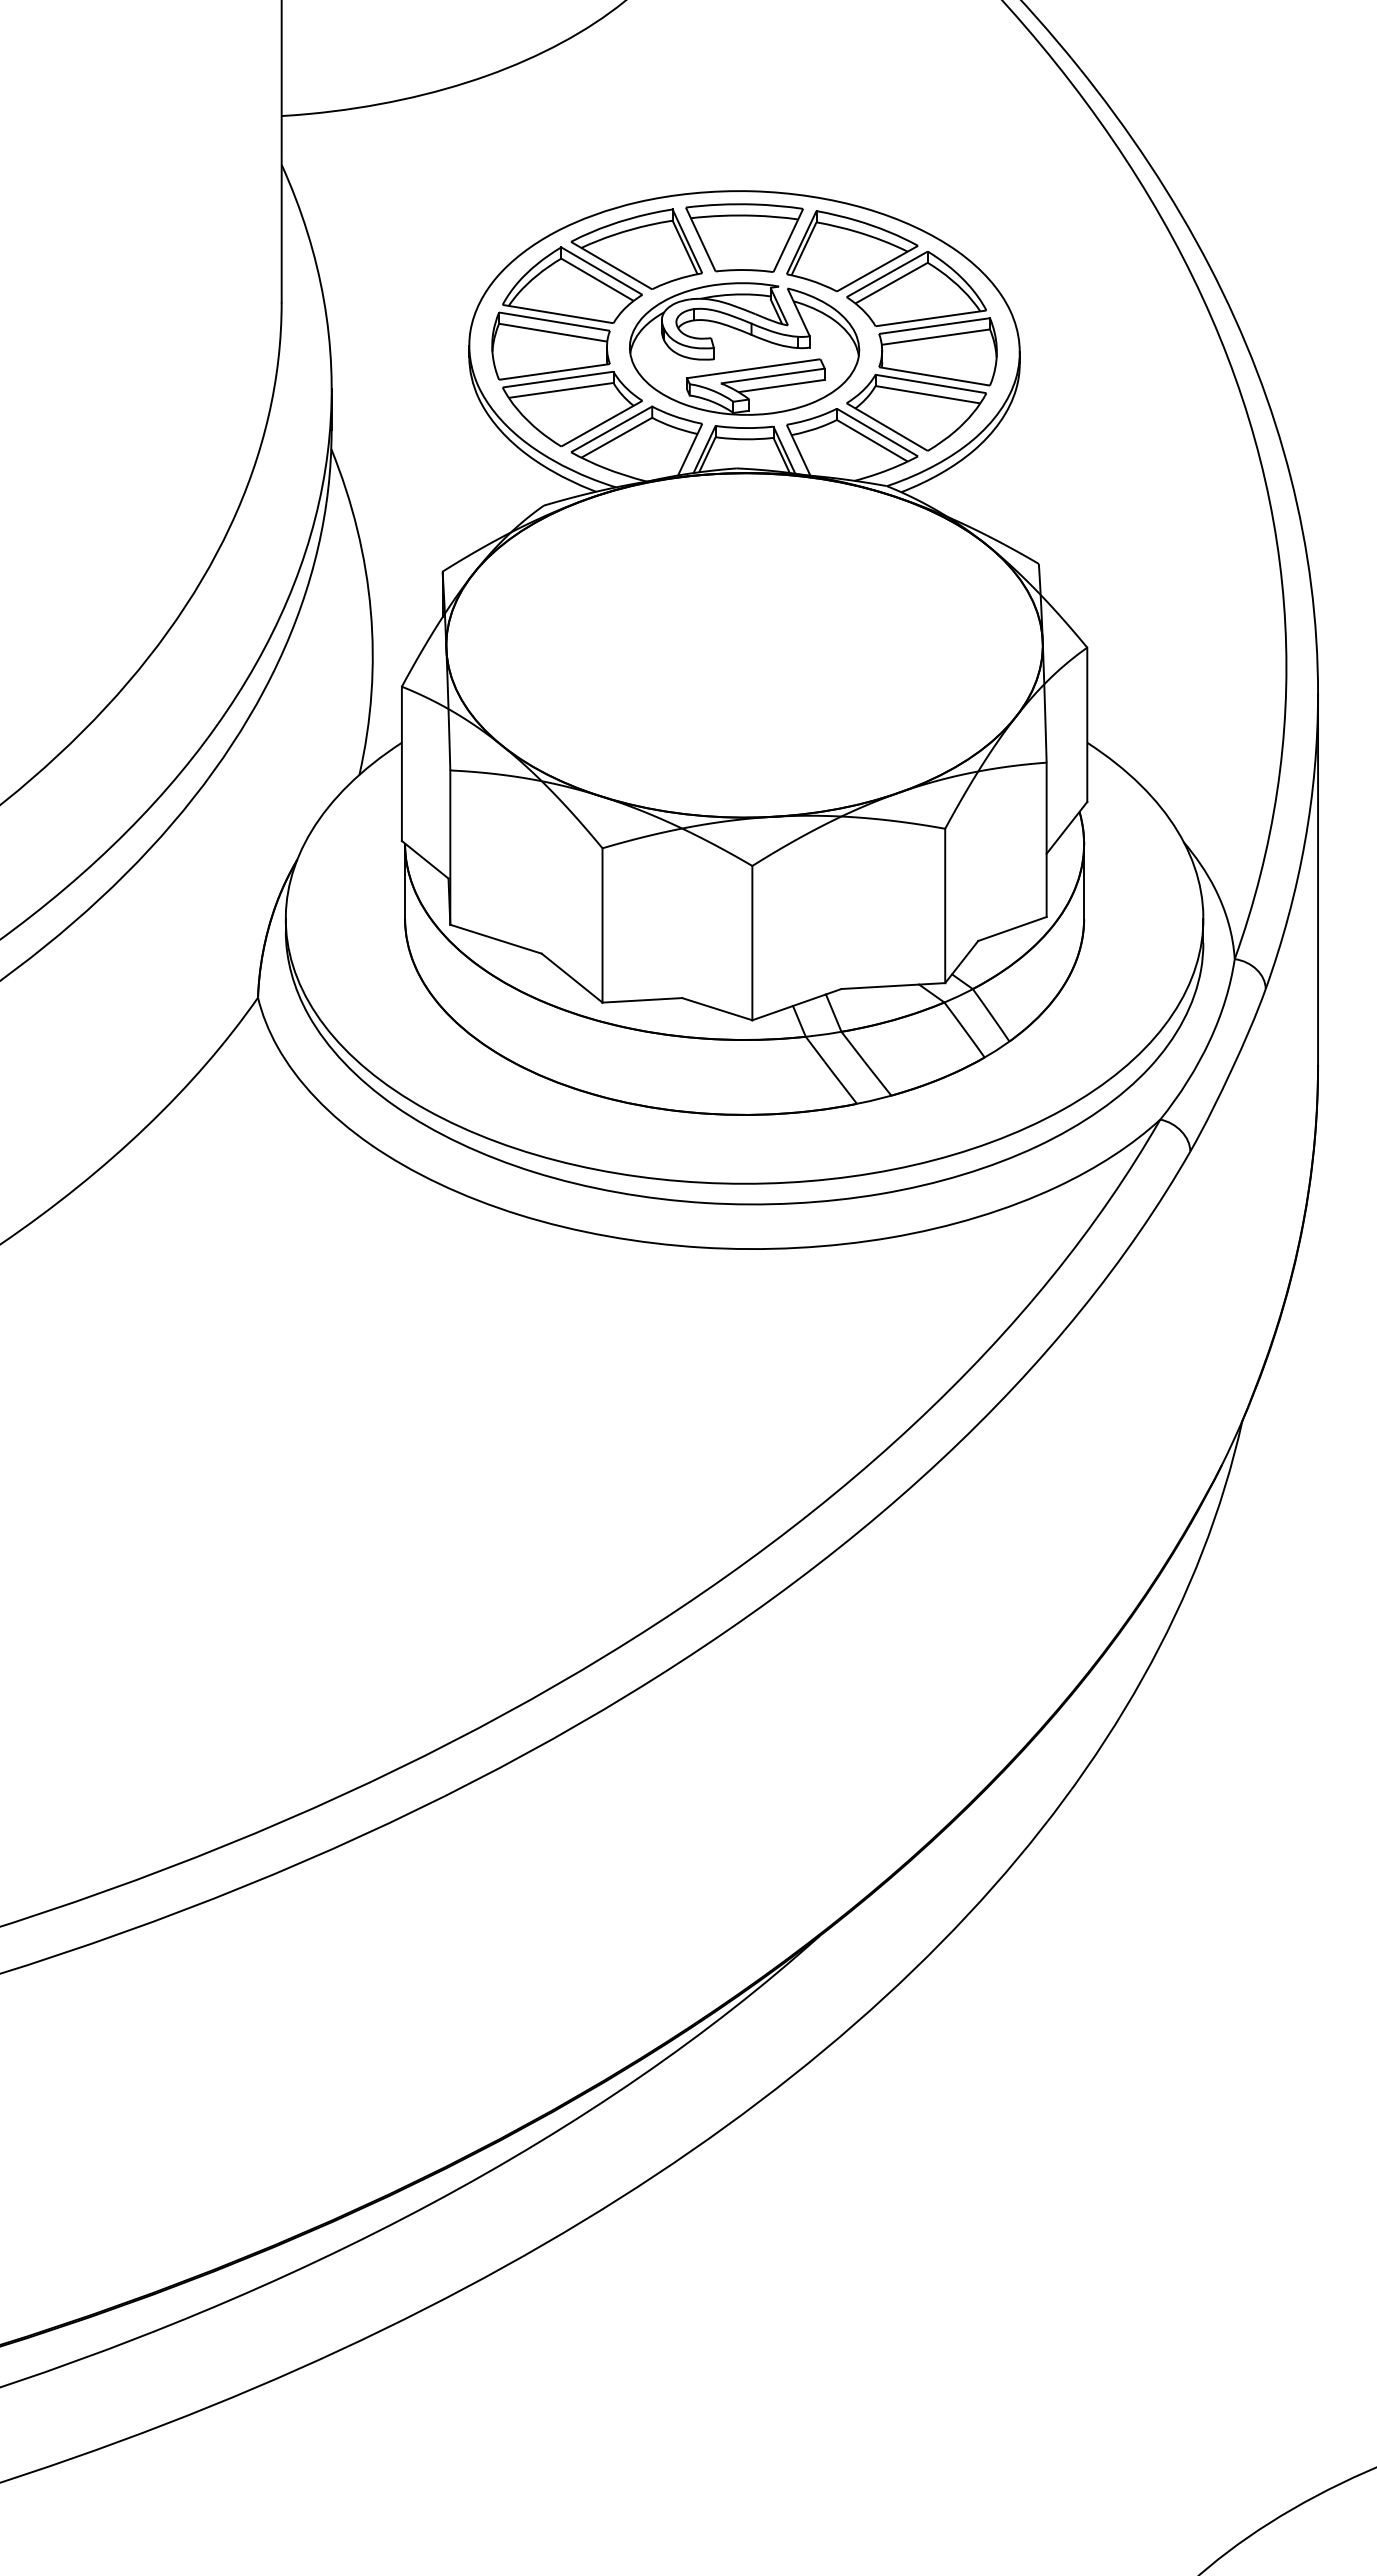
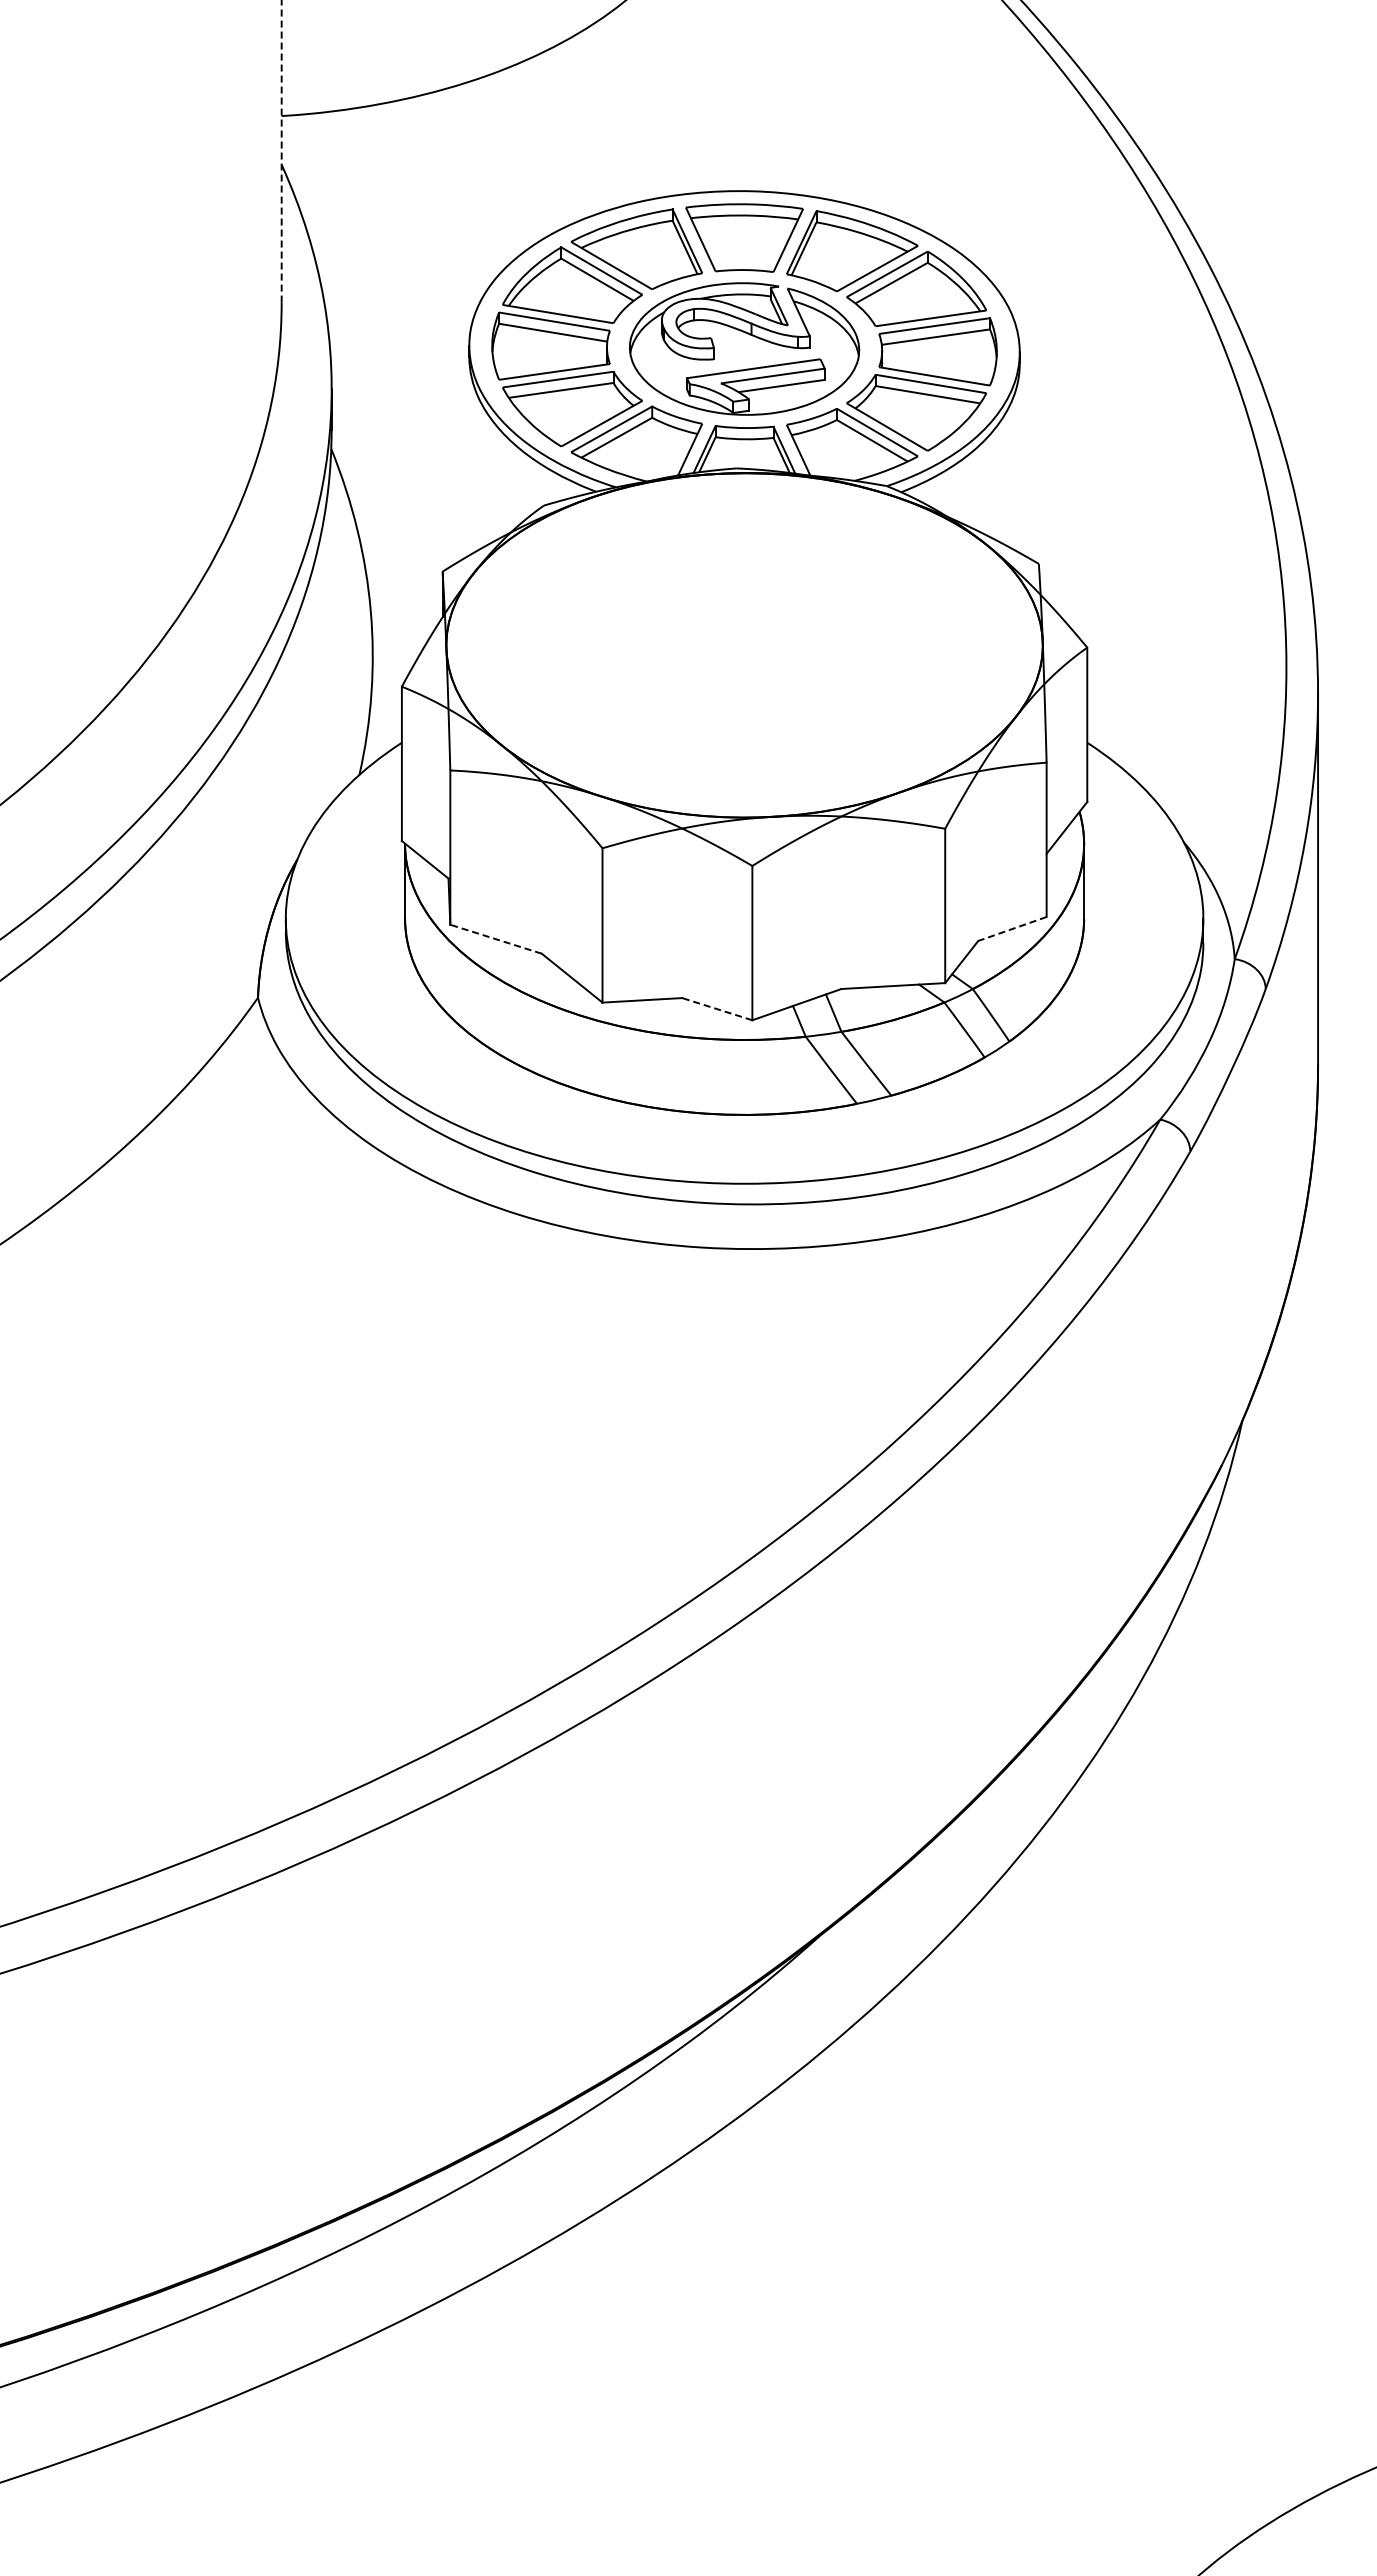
line: solid -> dashed (281, 151)
line: solid -> dashed (1011, 929)
line: solid -> dashed (496, 939)
line: solid -> dashed (717, 1009)
